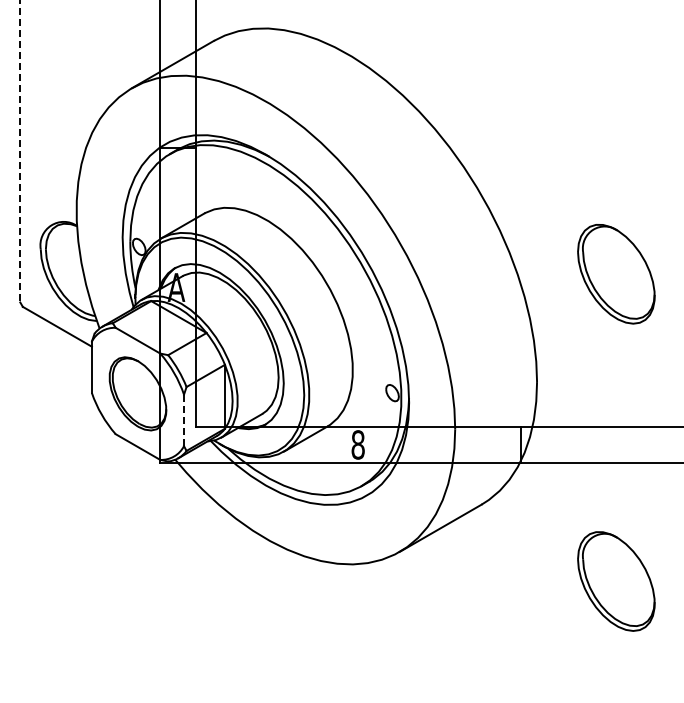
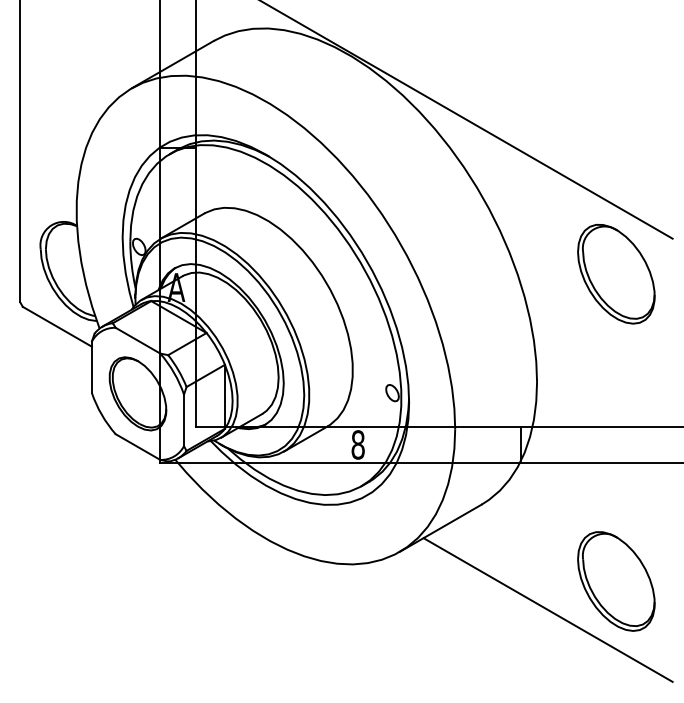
line: none -> present (467, 120)
line: dashed -> solid (20, 151)
line: dashed -> solid (184, 420)
line: none -> present (547, 609)
